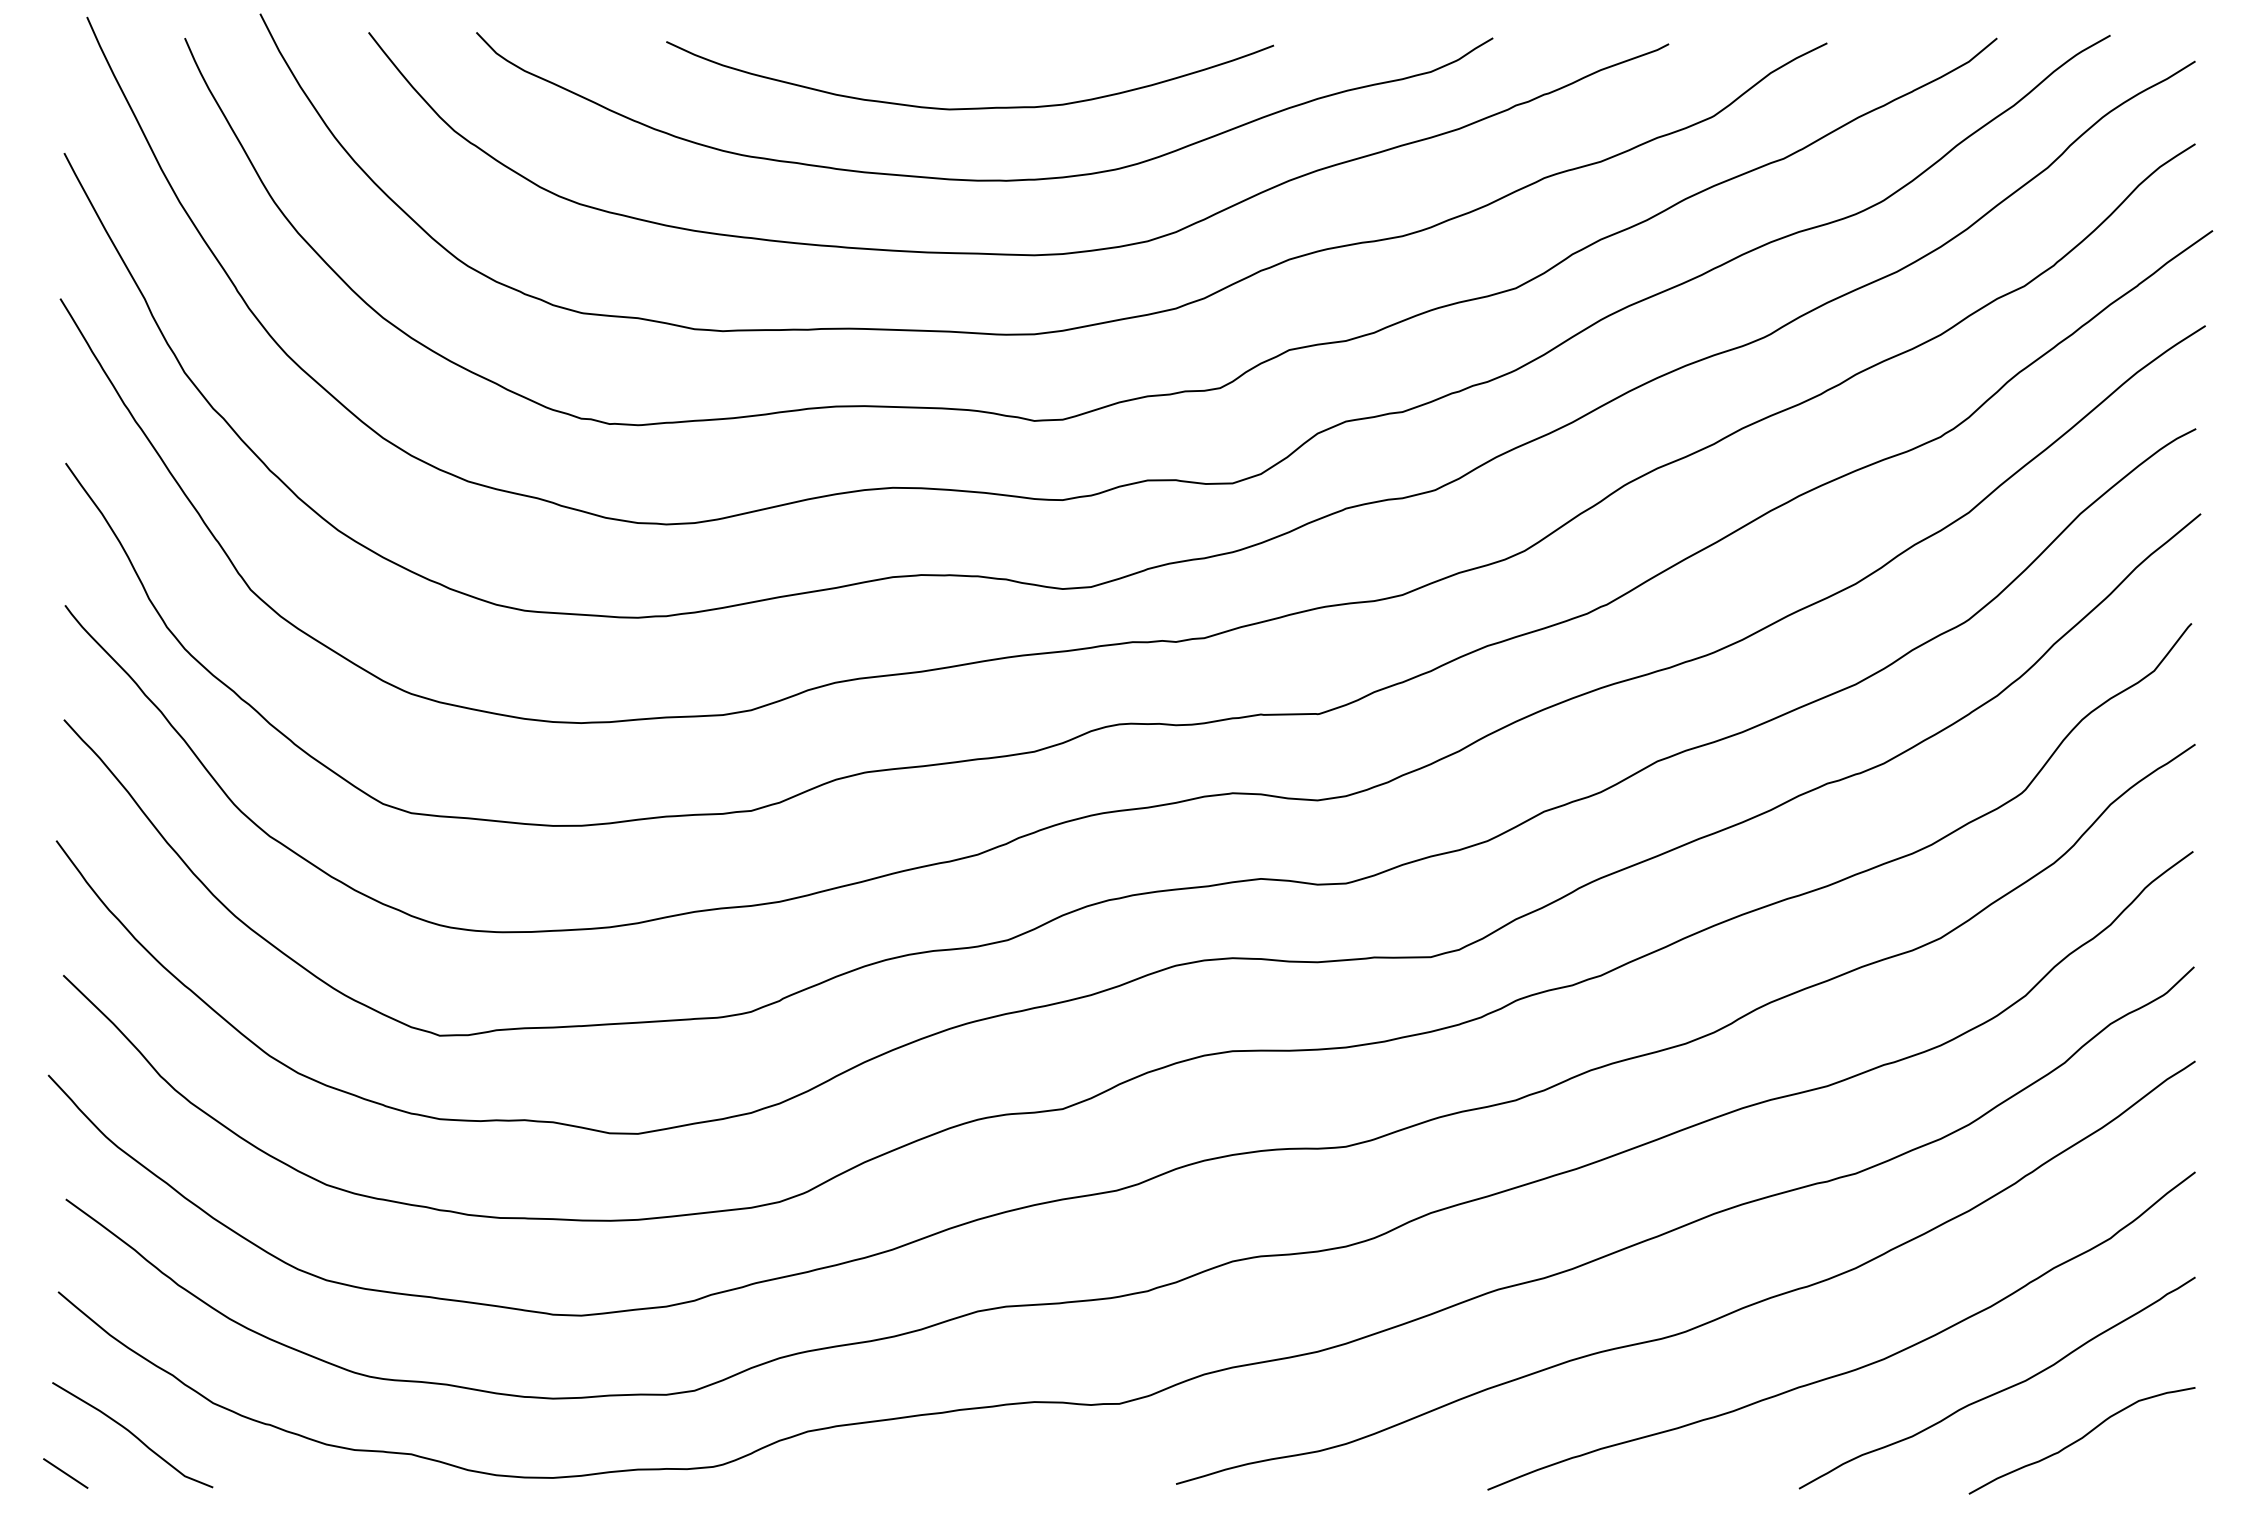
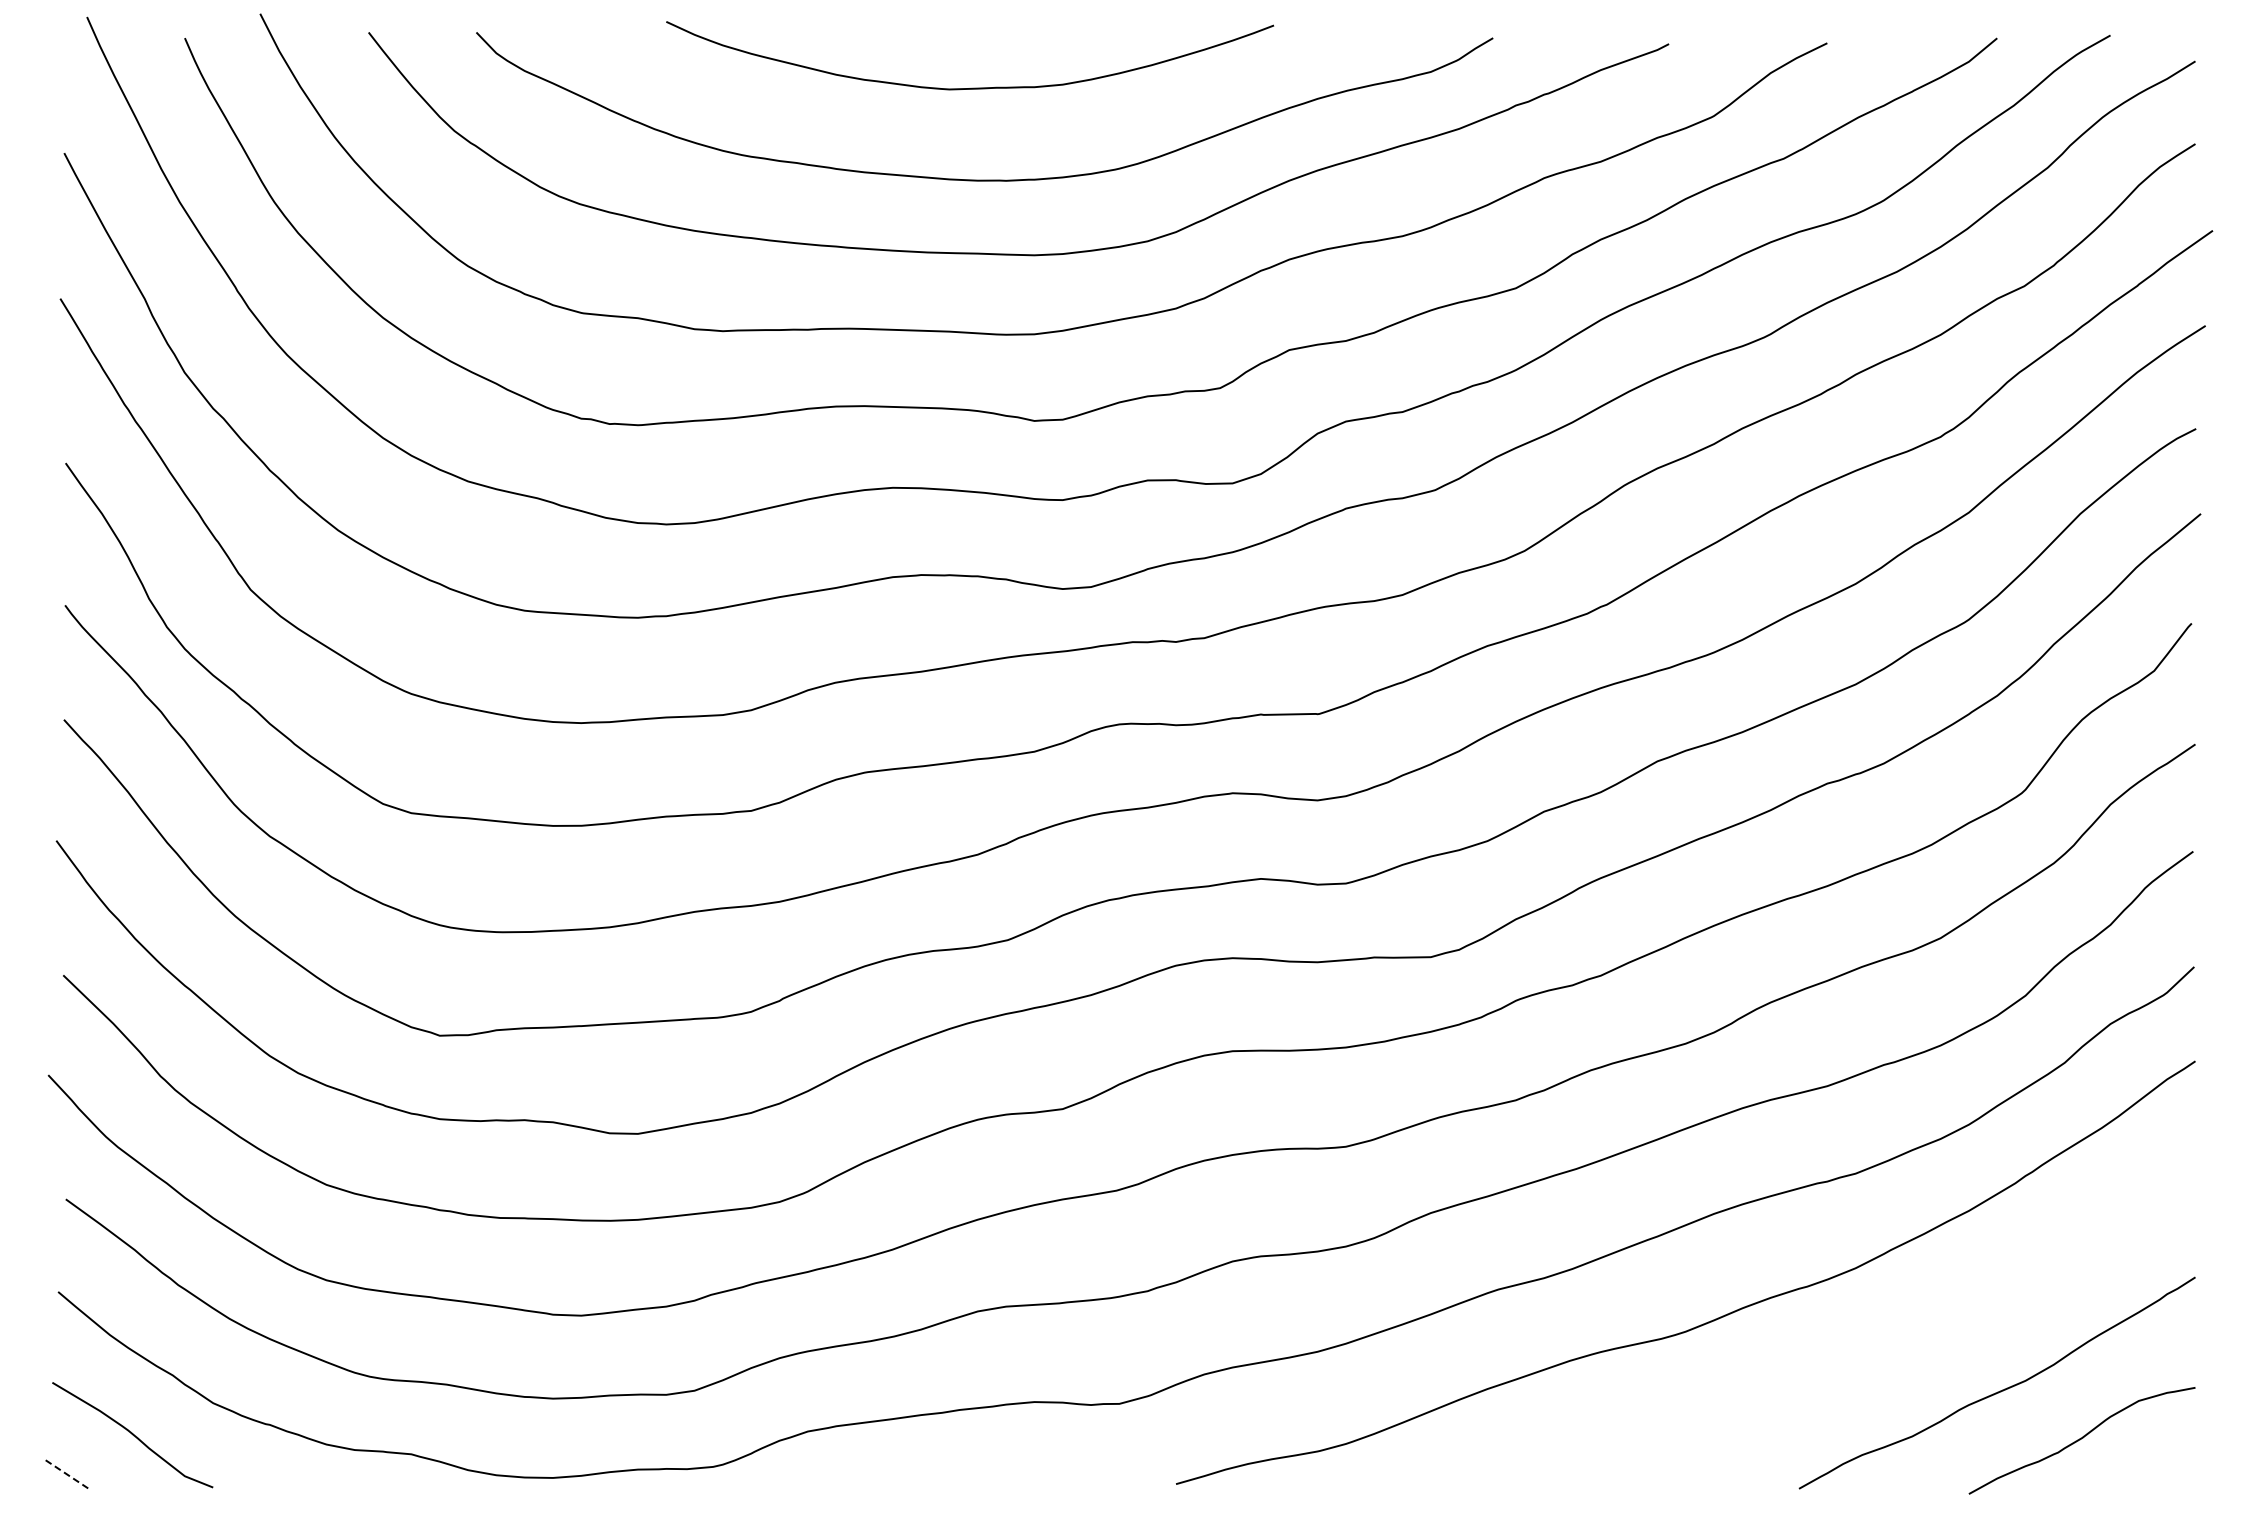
curve position: (971, 107) -> (971, 87) (971, 87)
curve: present -> none (1855, 1368)
line: solid -> dashed (65, 1473)
